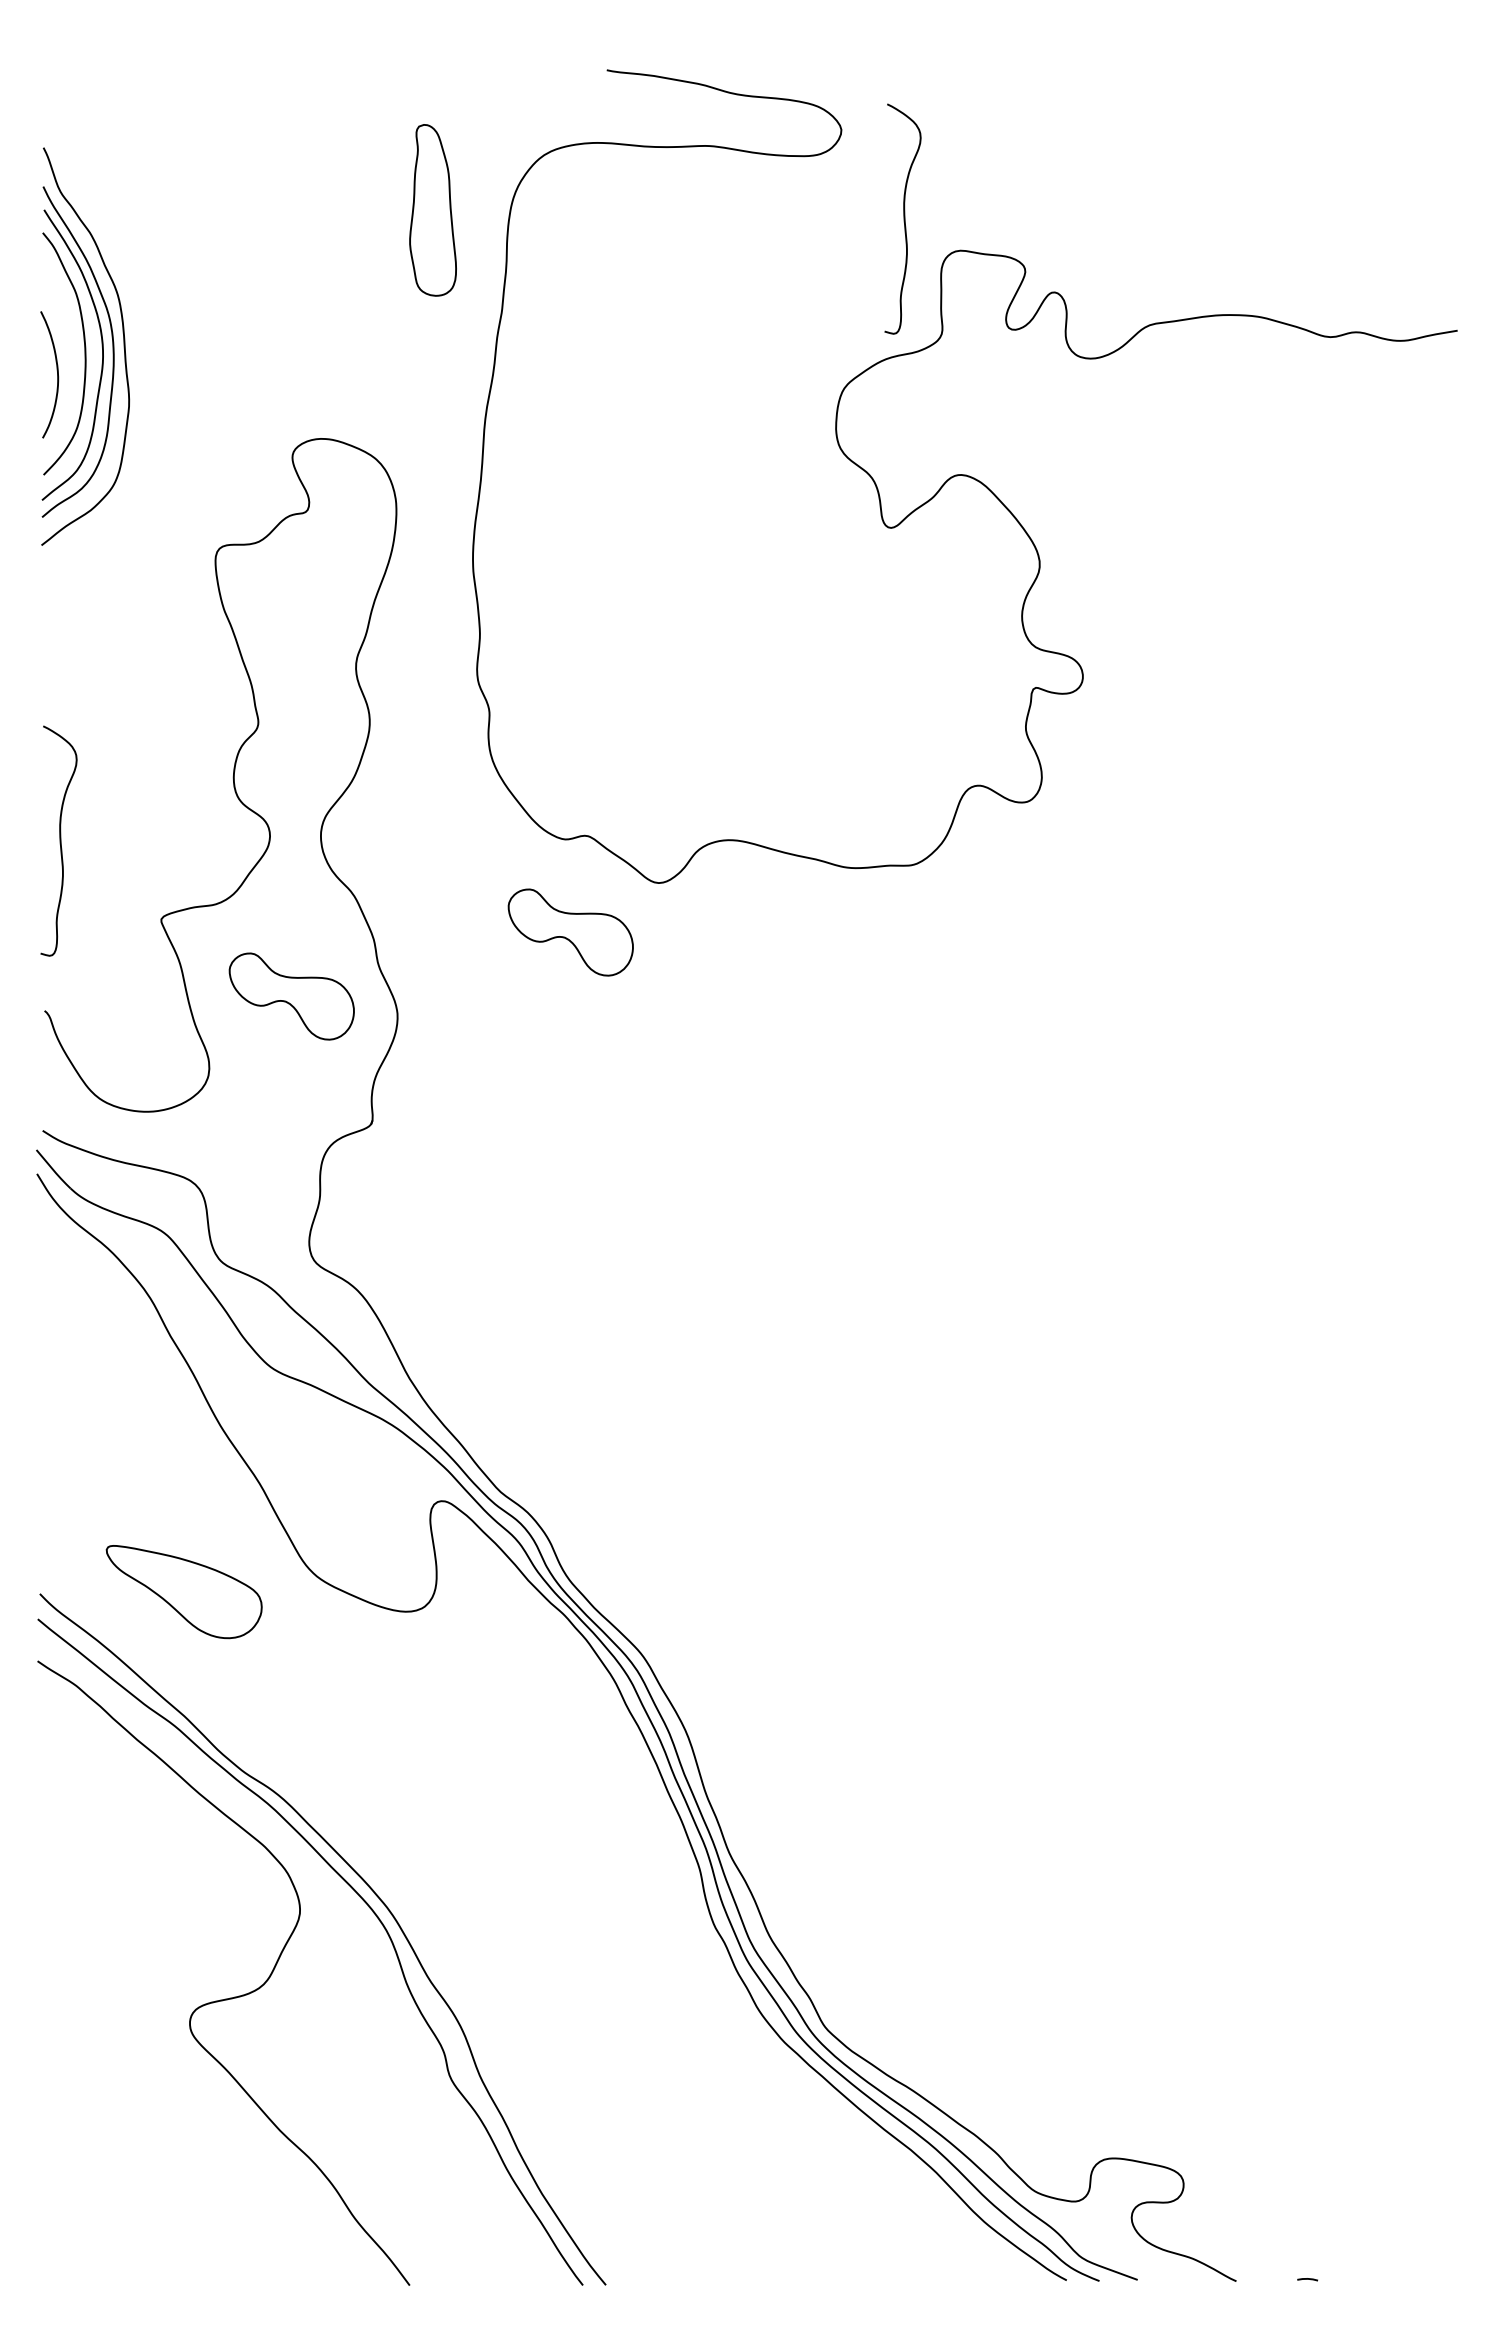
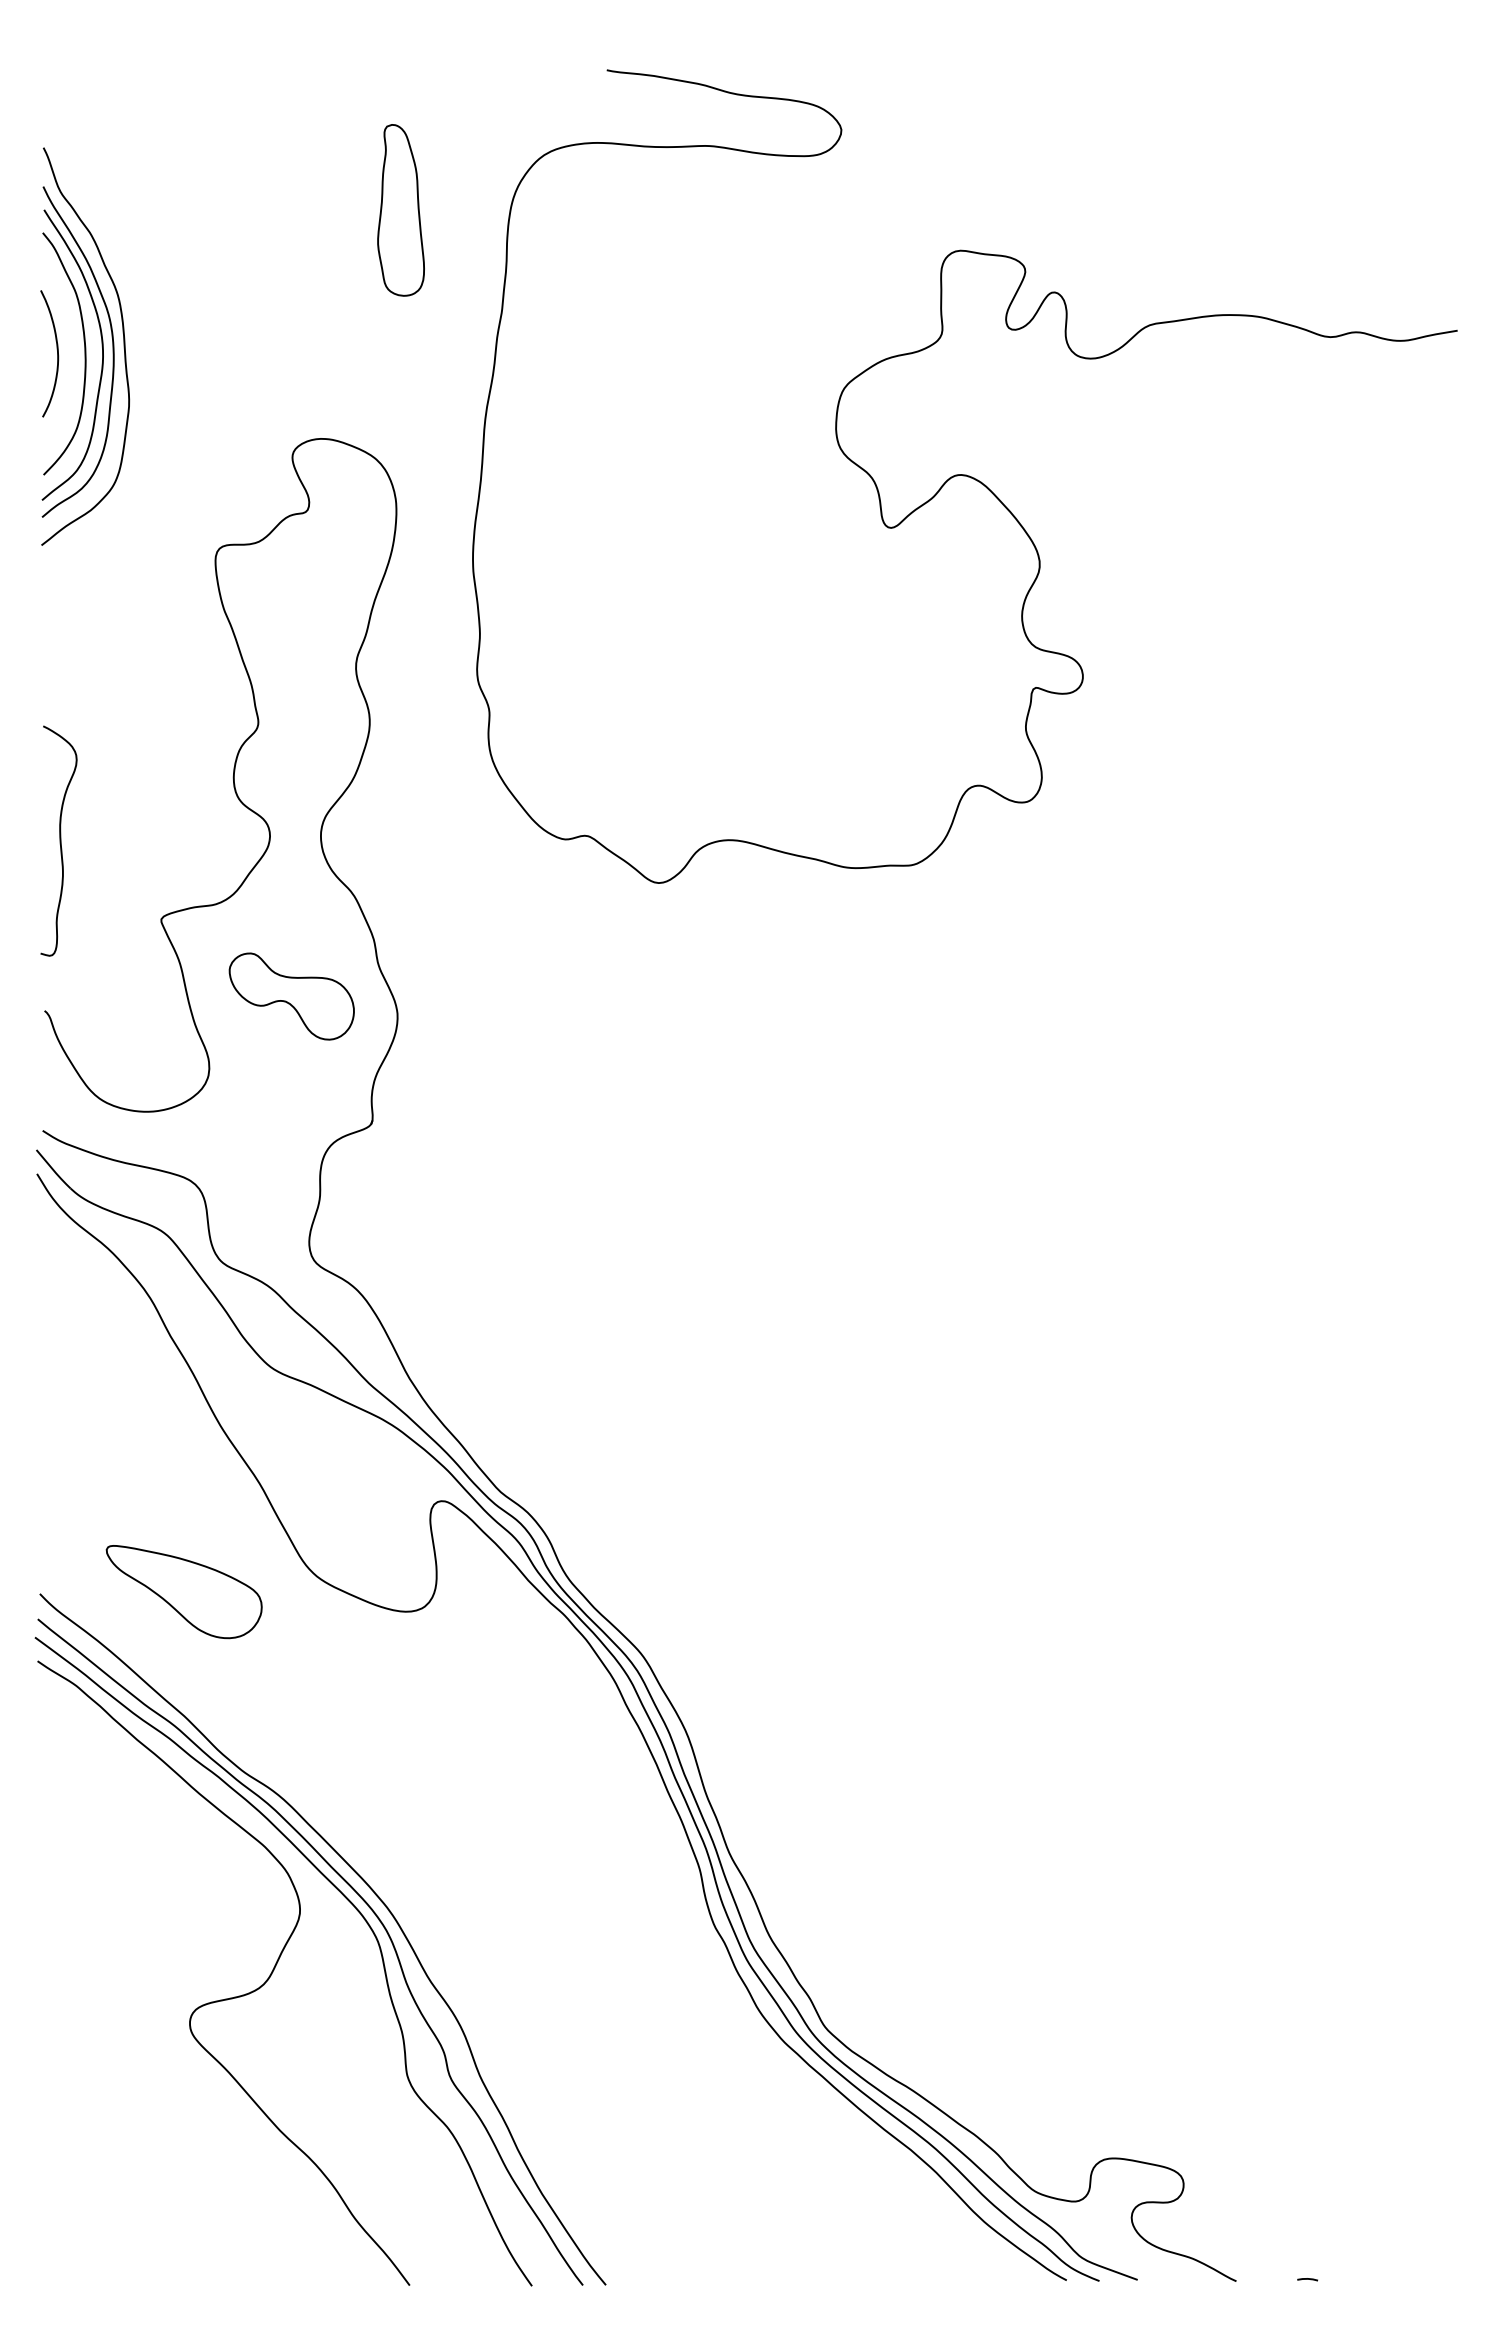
part position: (432, 210) -> (400, 210) (400, 210)
curve: present -> none (903, 218)
curve position: (57, 374) -> (57, 353) (57, 353)
part: present -> none (570, 932)
curve: none -> present (345, 1898)
